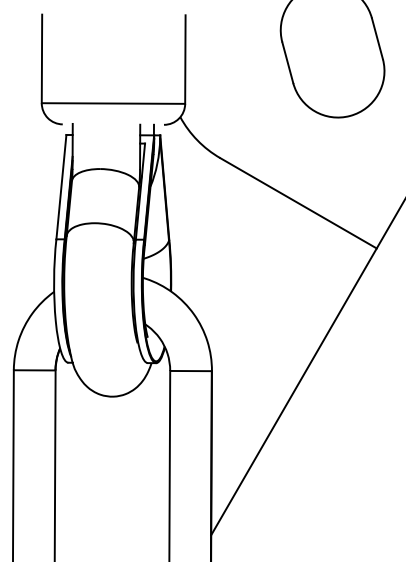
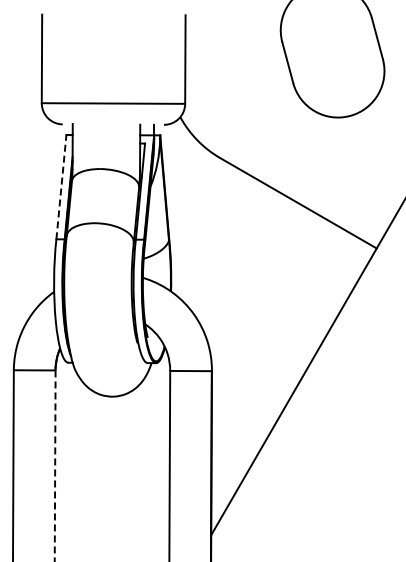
line: solid -> dashed (61, 186)
line: solid -> dashed (55, 466)
